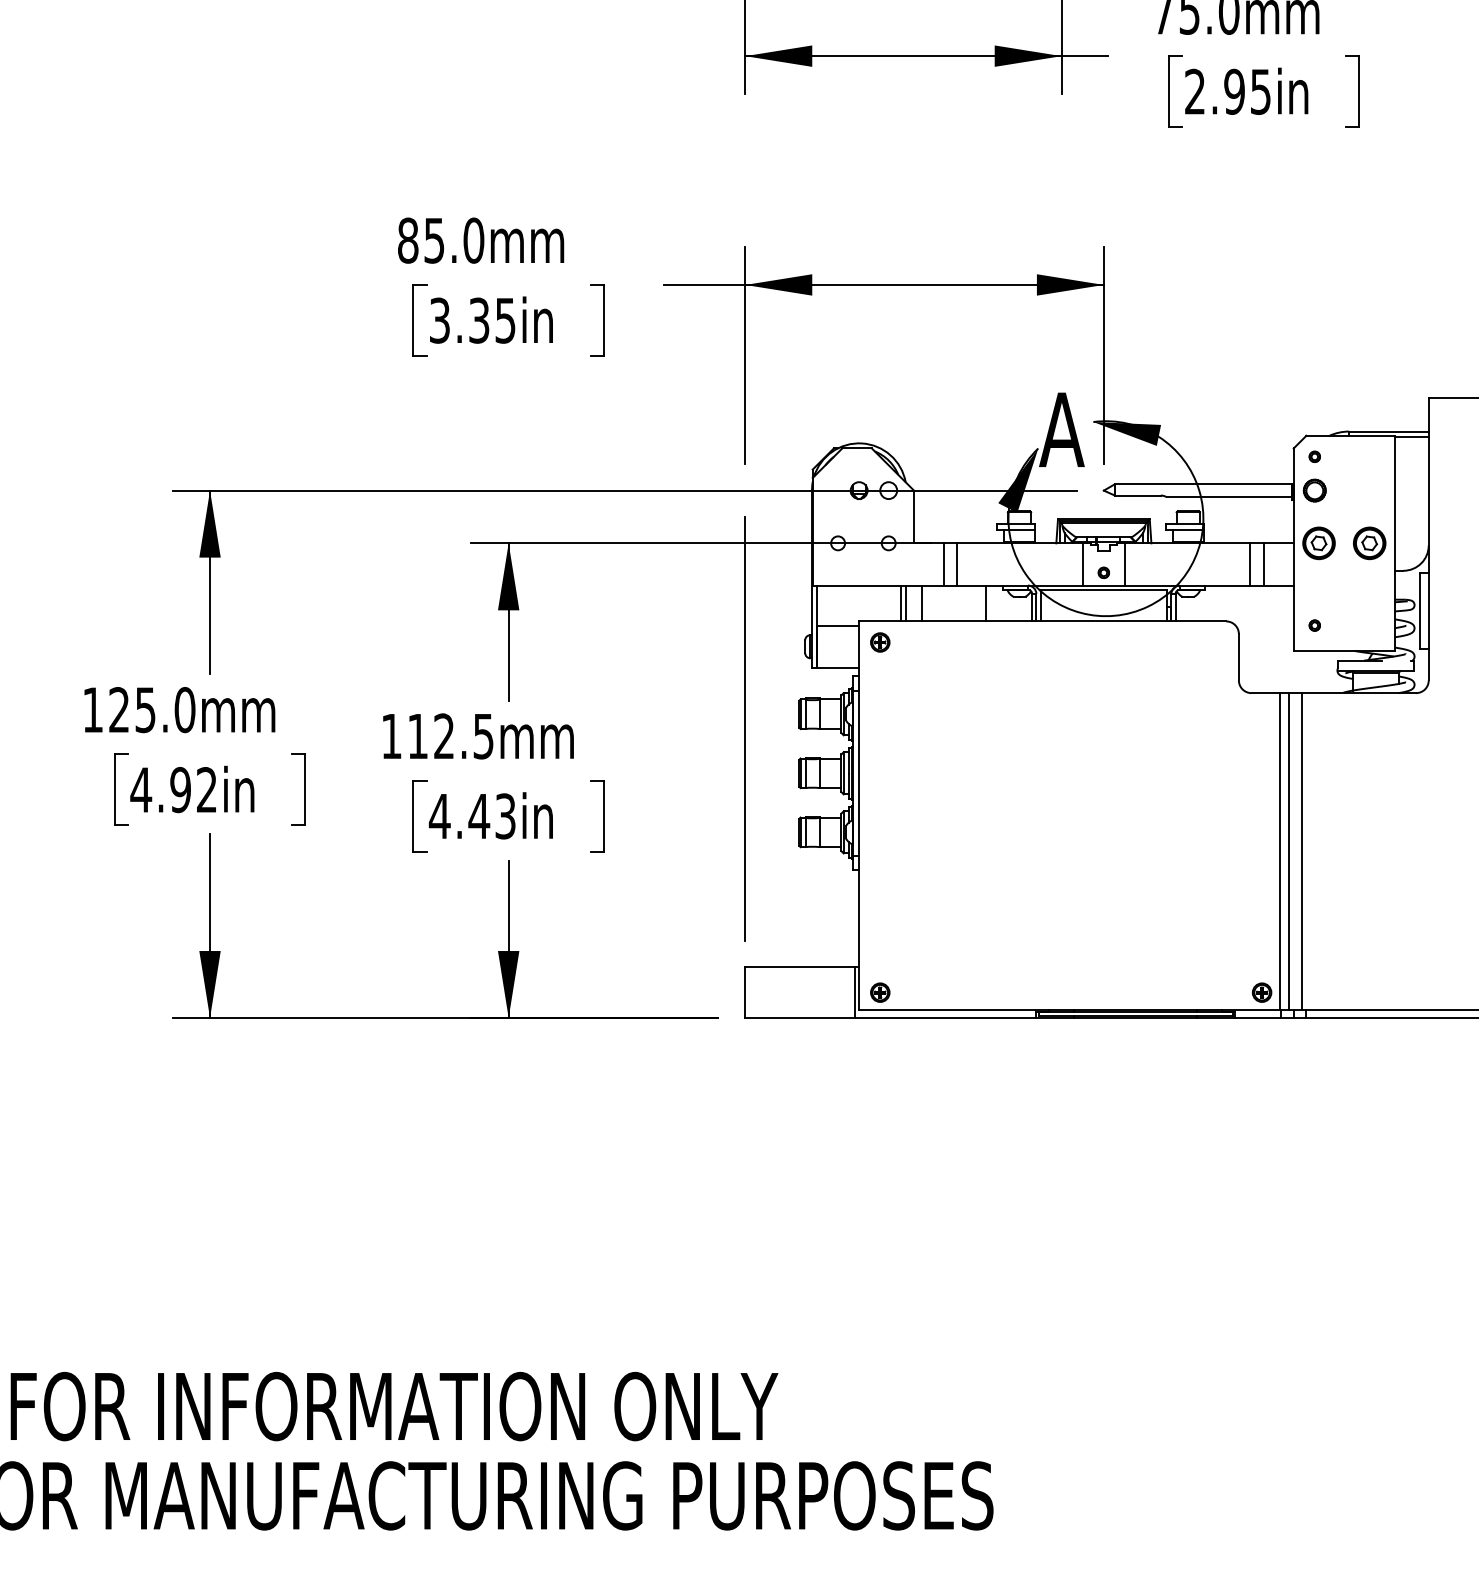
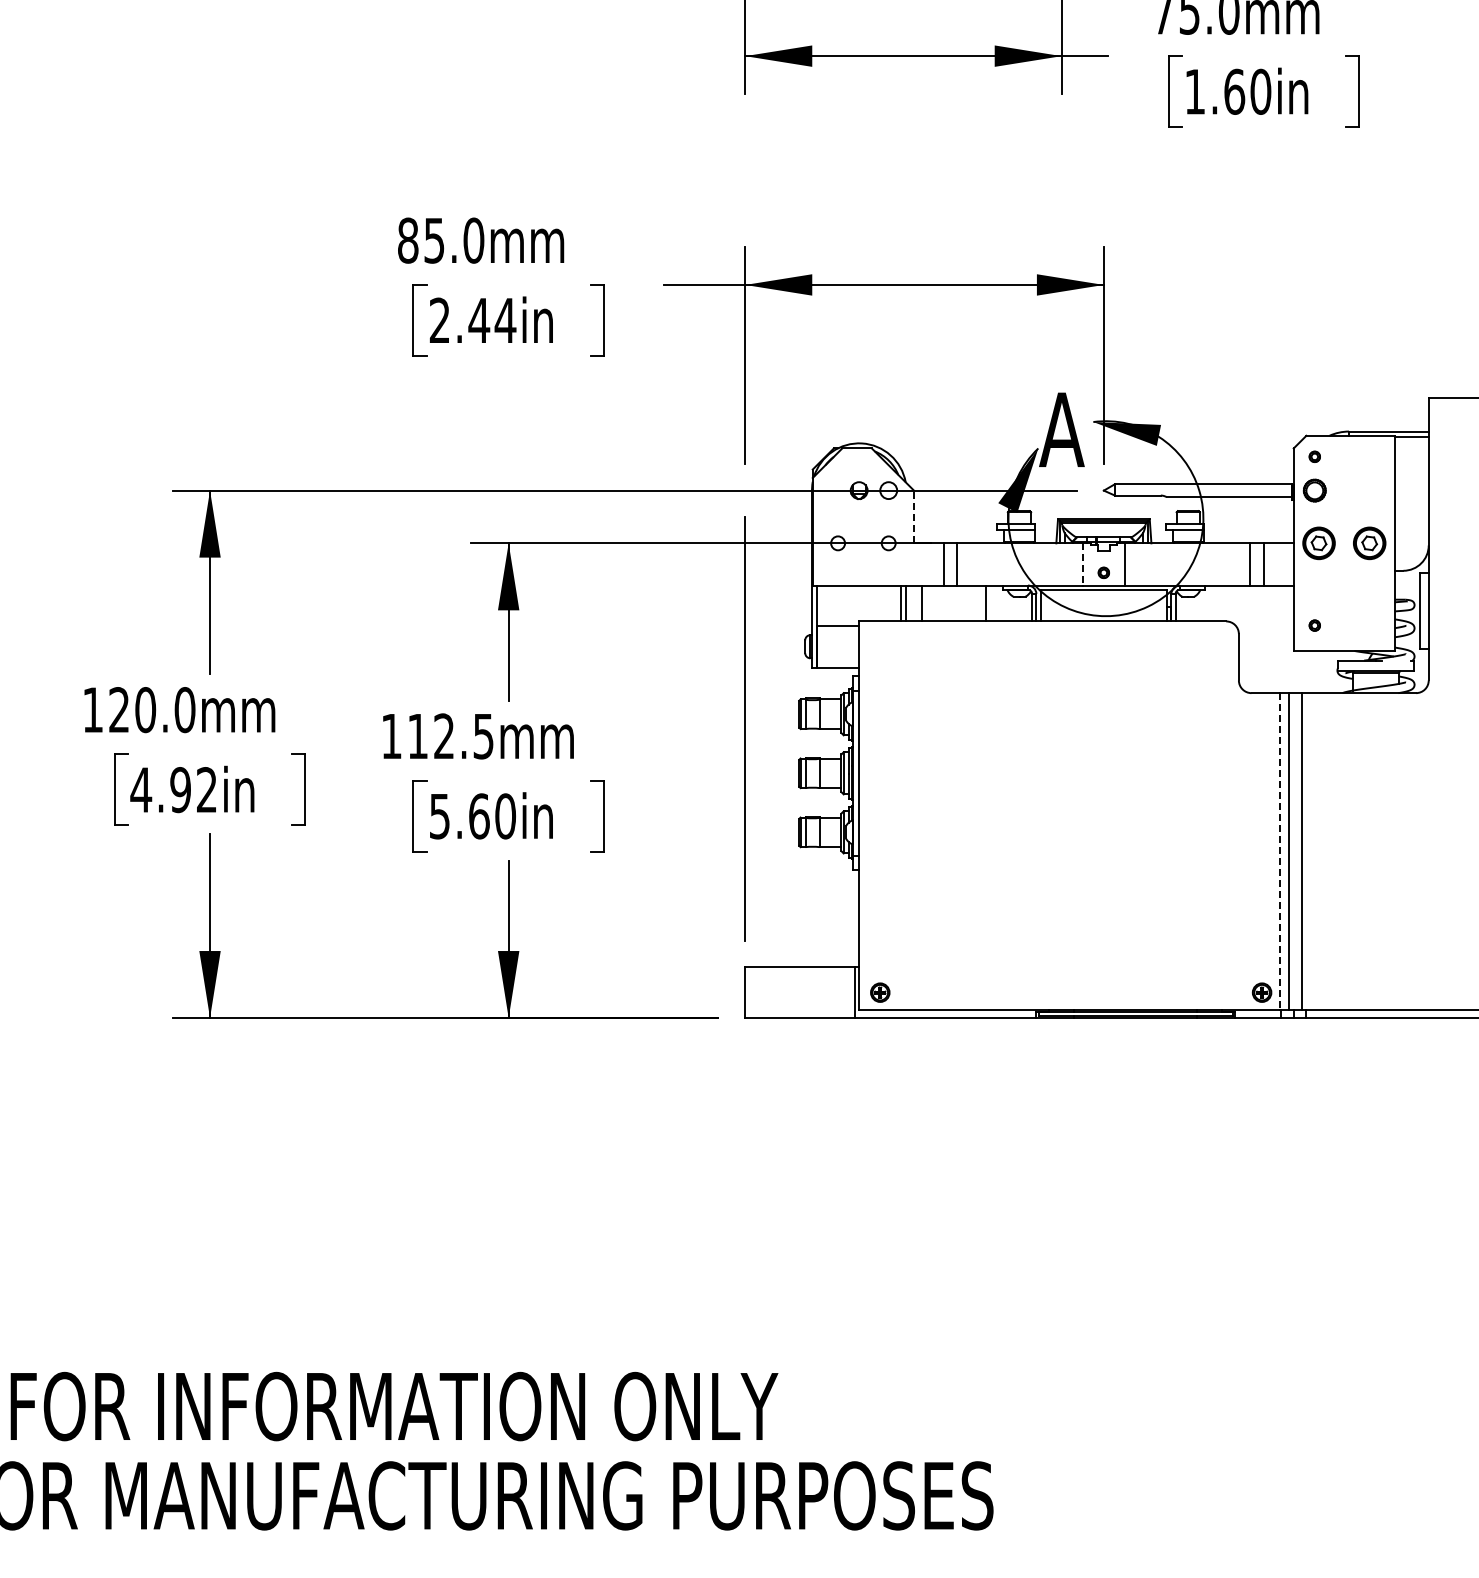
text: 2.95in -> 1.60in (1228, 91)
text: 3.35in -> 2.44in (472, 320)
line: solid -> dashed (914, 516)
line: solid -> dashed (1082, 564)
part: present -> none (880, 642)
text: 125.0mm -> 120.0mm (145, 710)
text: 4.43in -> 5.60in (472, 816)
line: solid -> dashed (1280, 851)
